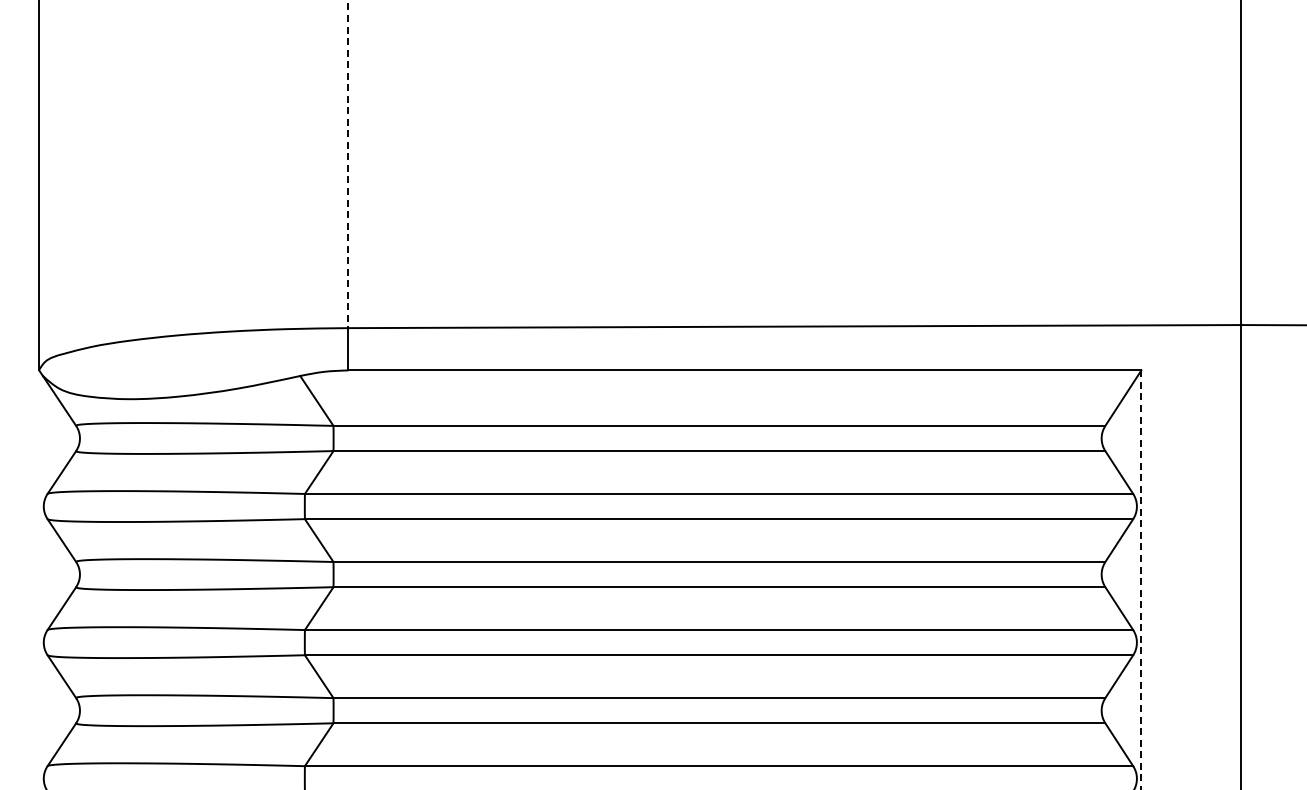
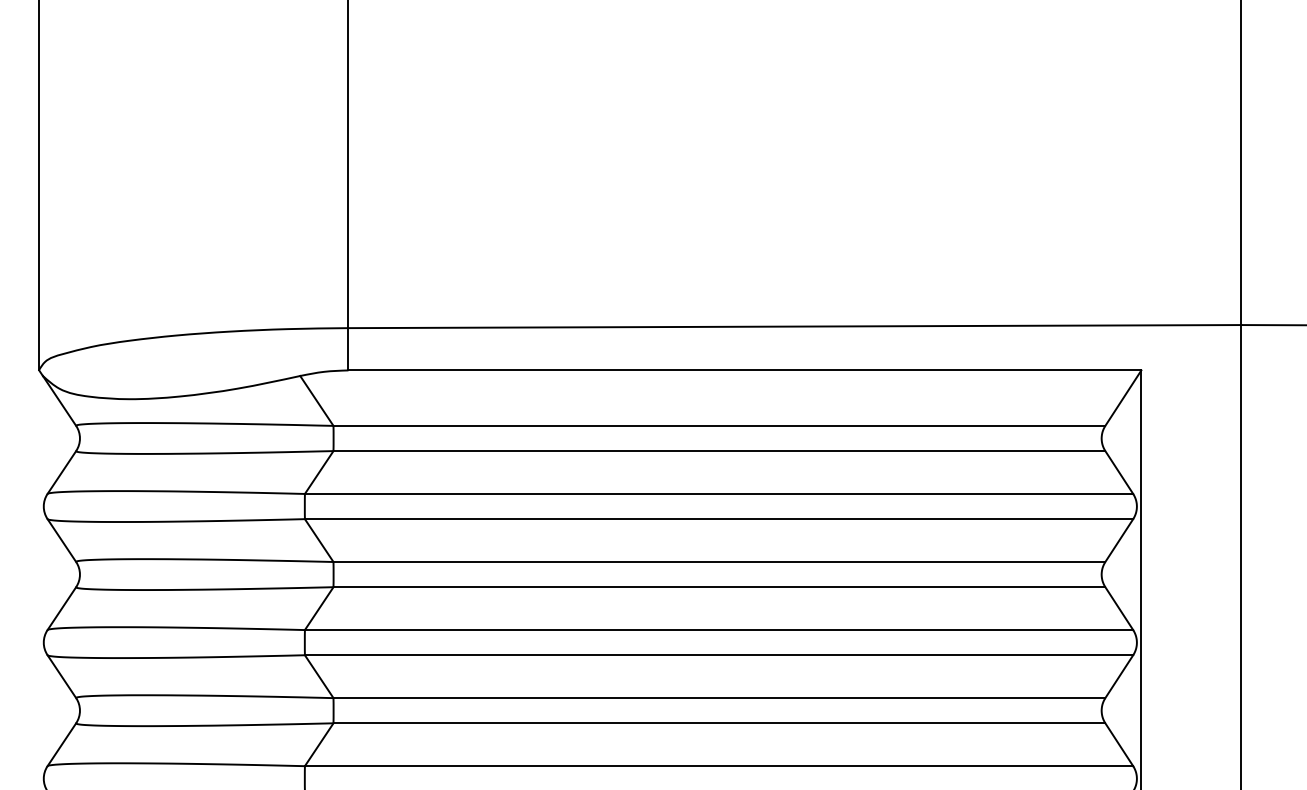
line: dashed -> solid (348, 164)
line: dashed -> solid (1141, 580)
